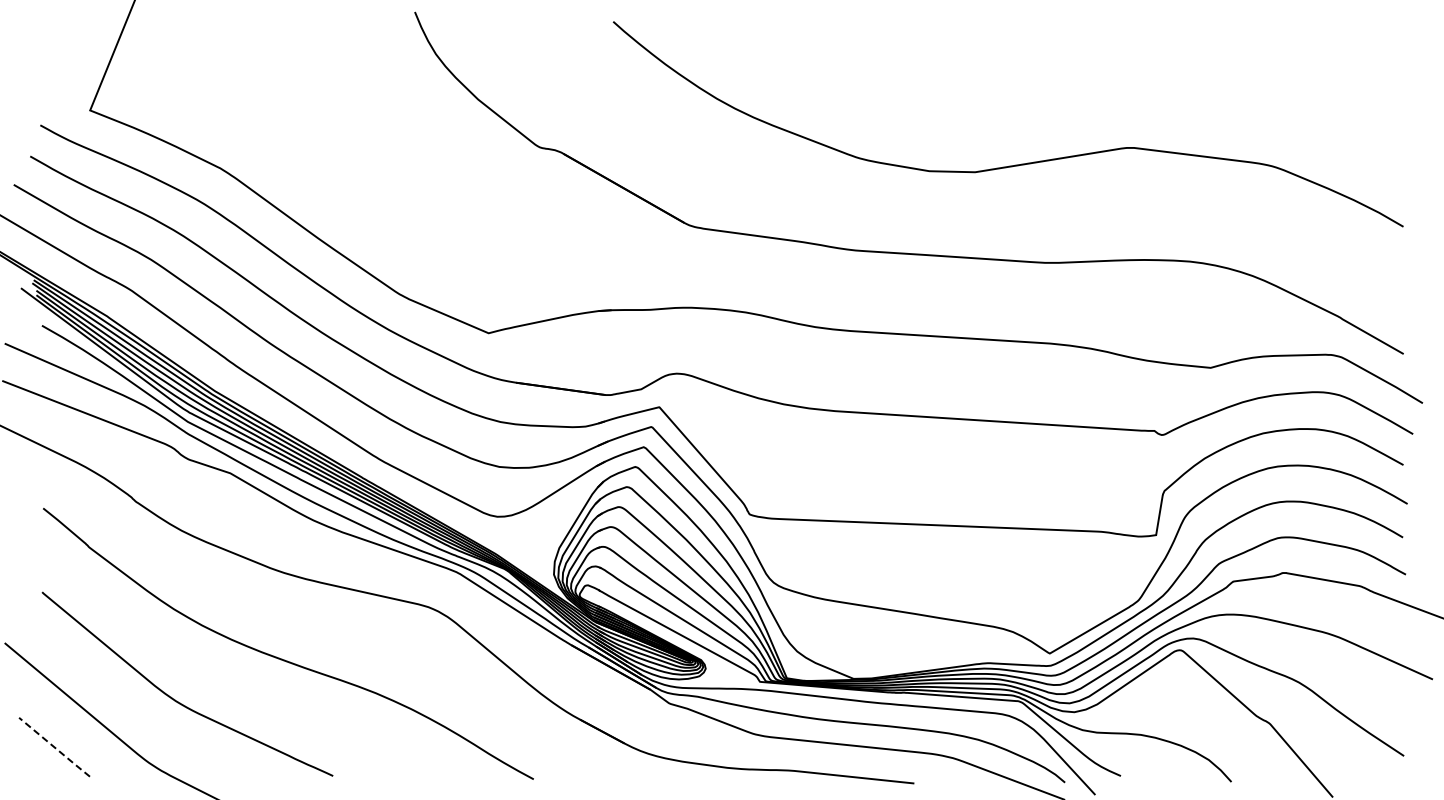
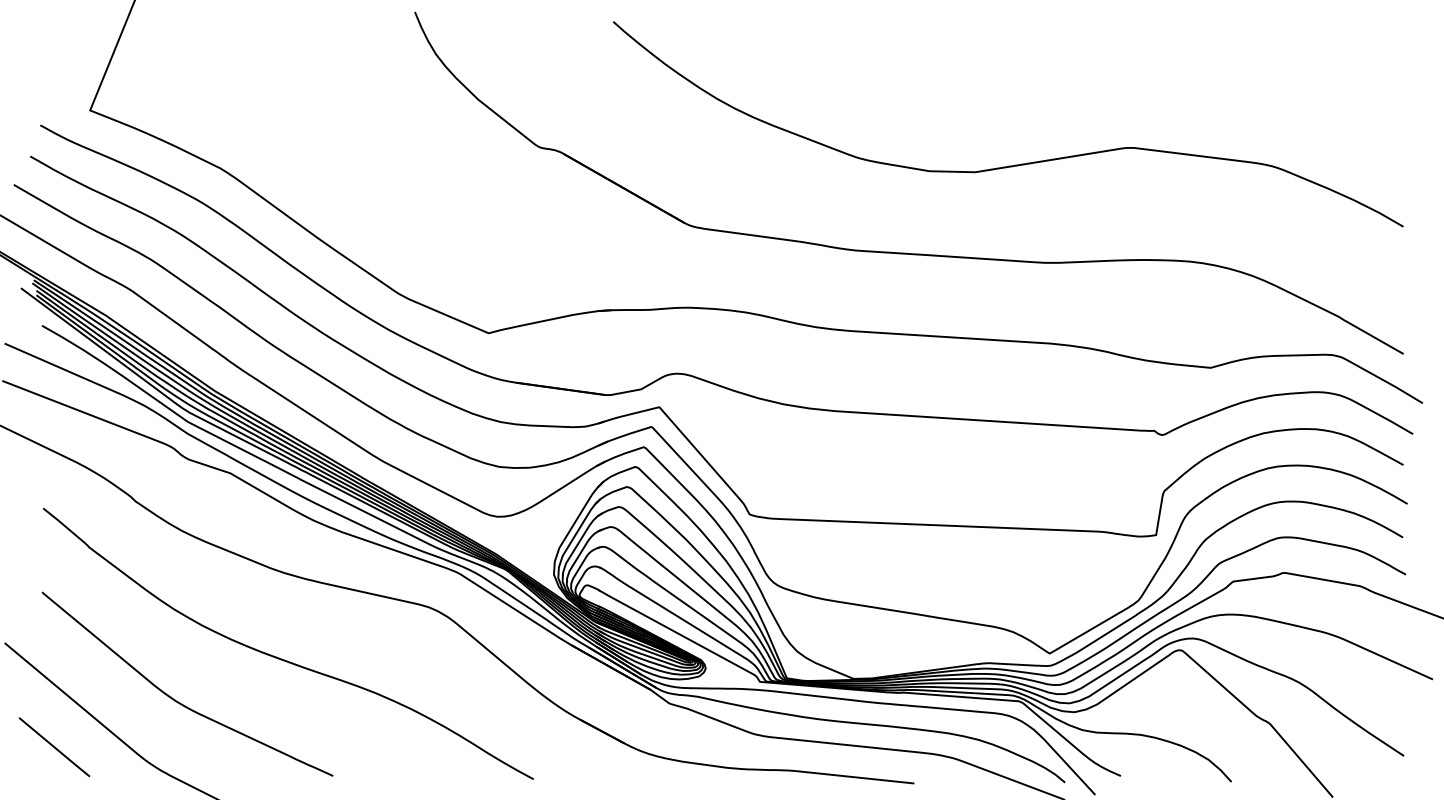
line: dashed -> solid (54, 747)
